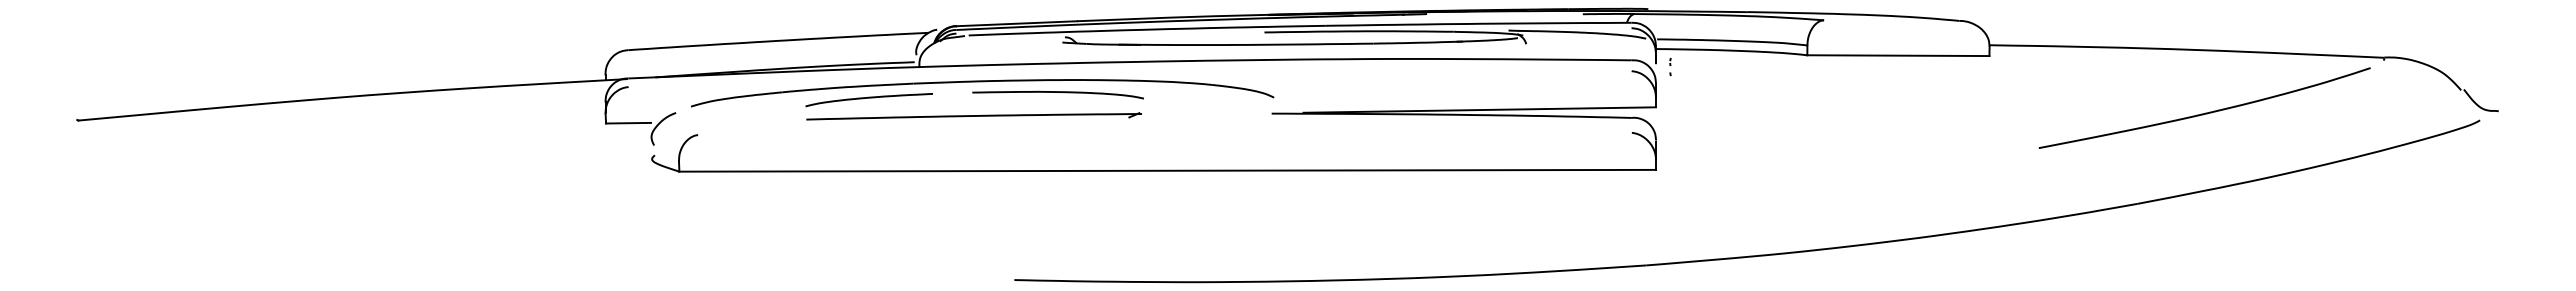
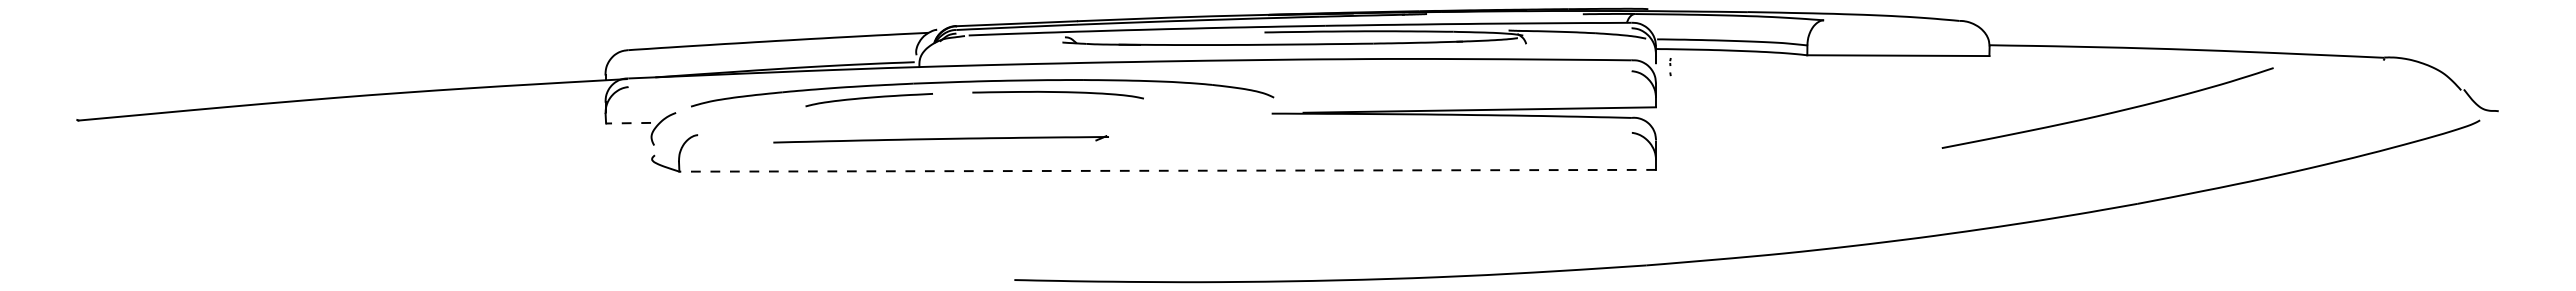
curve position: (2205, 112) -> (2108, 112) (2108, 112)
part position: (973, 116) -> (940, 139) (940, 139)
line: solid -> dashed (628, 123)
line: solid -> dashed (1167, 170)
